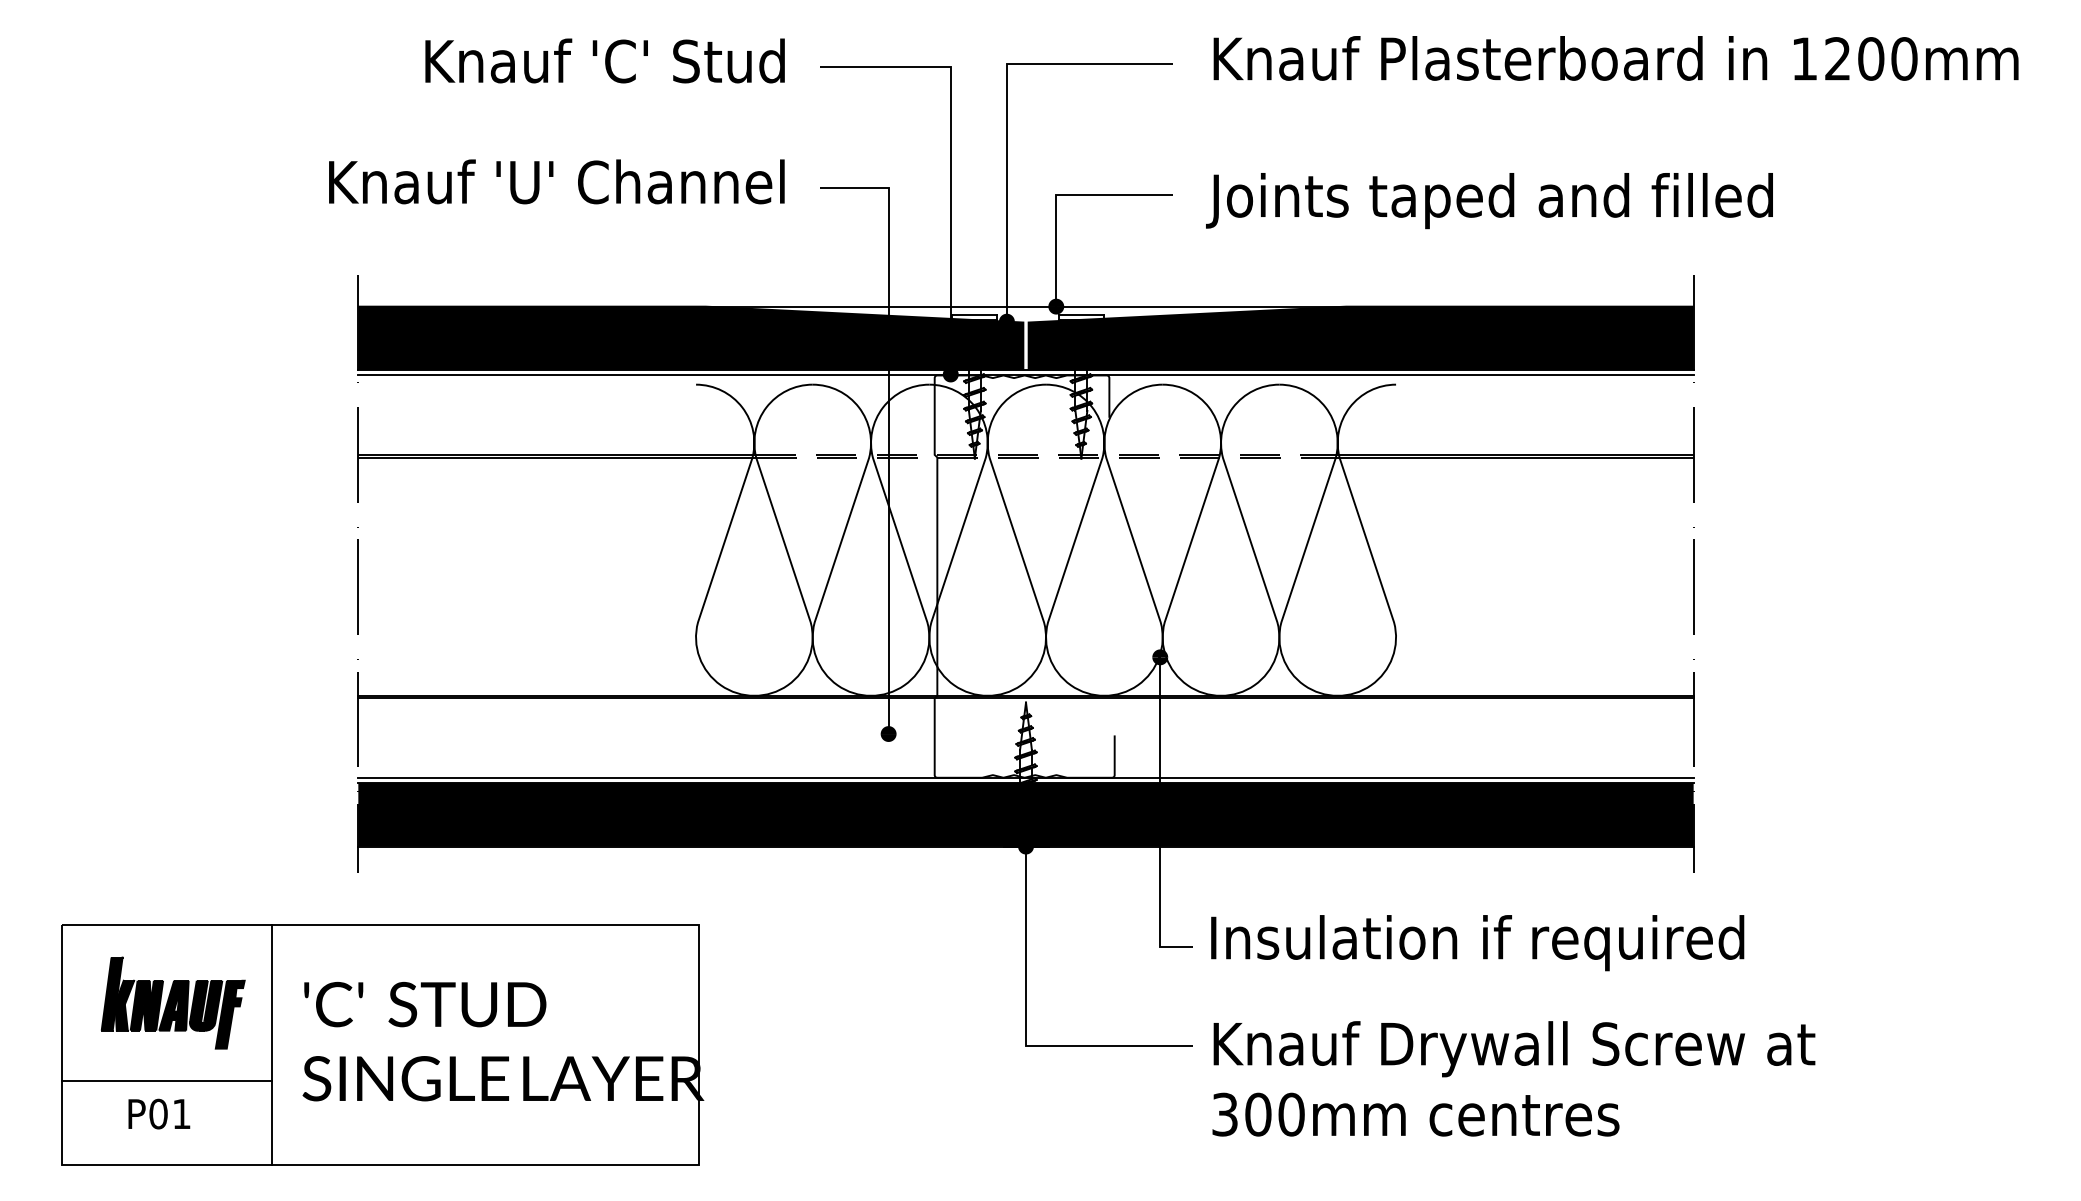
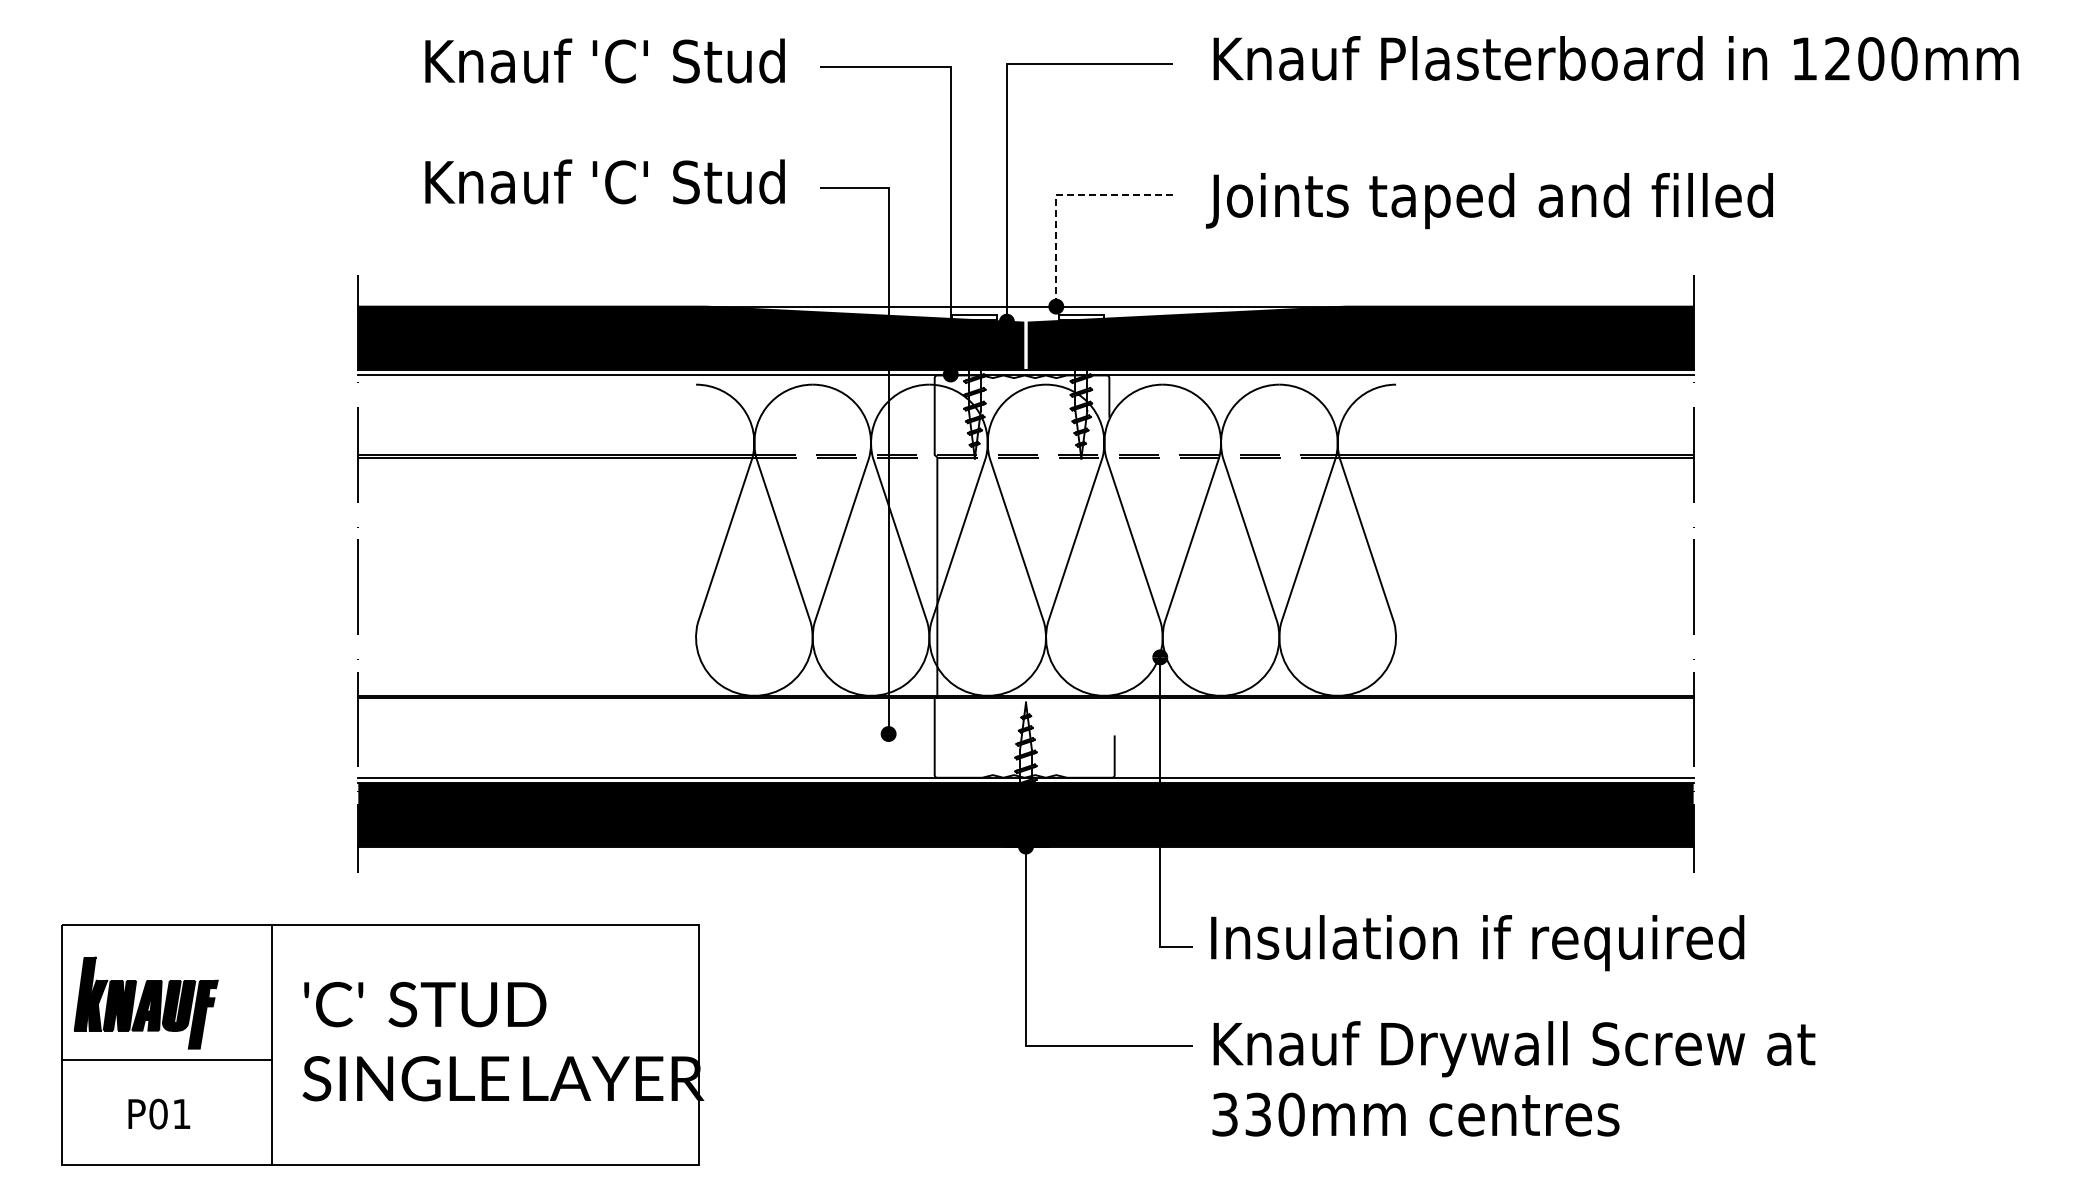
text: Knauf 'U' Channel -> Knauf 'C' Stud (556, 181)
line: solid -> dashed (1058, 195)
part position: (173, 1002) -> (146, 1002) (146, 1002)
line position: (167, 1080) -> (167, 1059) (167, 1059)
text: 300mm -> 330mm (1258, 1114)
